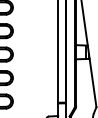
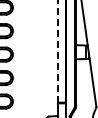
line: solid -> dashed (58, 51)
